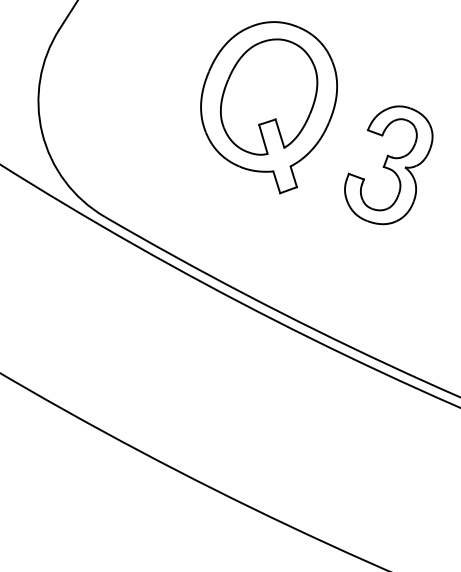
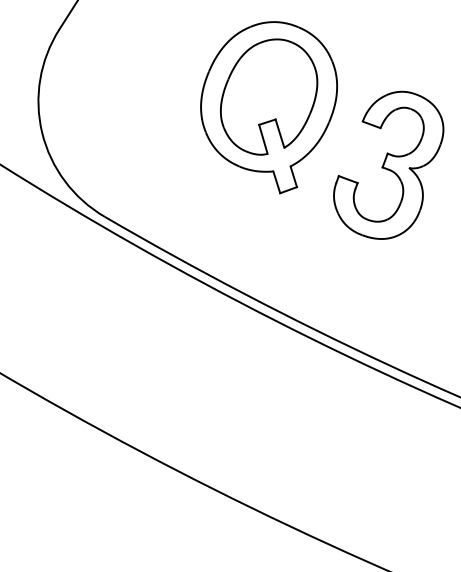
part size: 90x121 px -> 112x150 px (388, 164)
